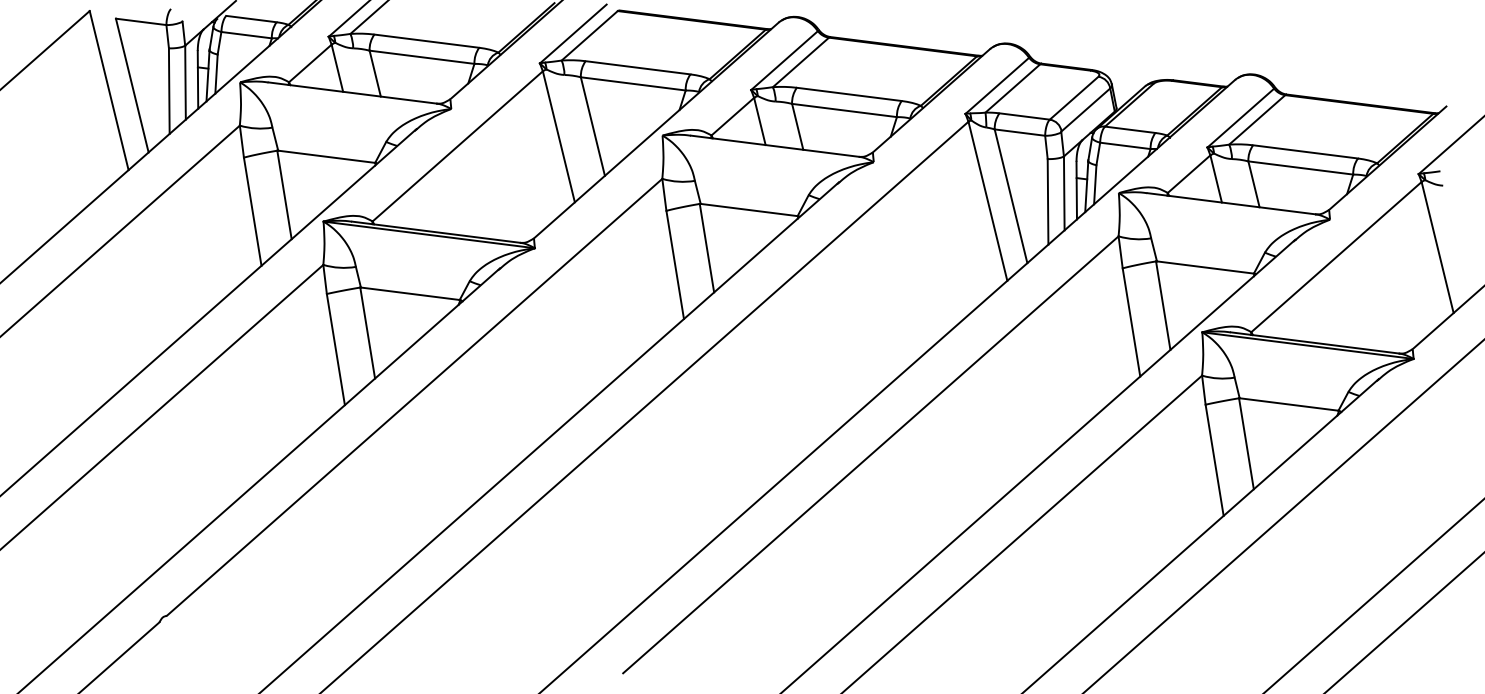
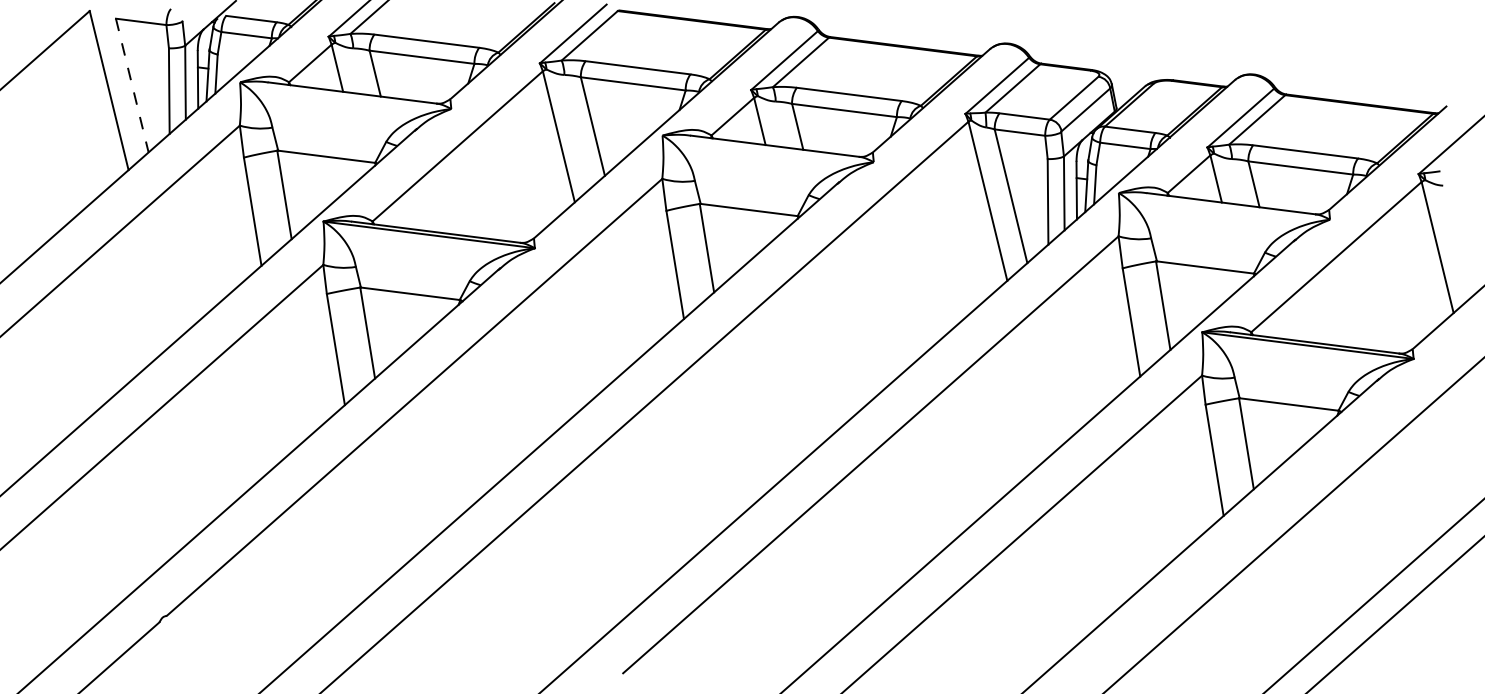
line: solid -> dashed (132, 85)
line position: (1283, 515) -> (1293, 524) (1293, 524)
line position: (1404, 622) -> (1395, 614) (1395, 614)
